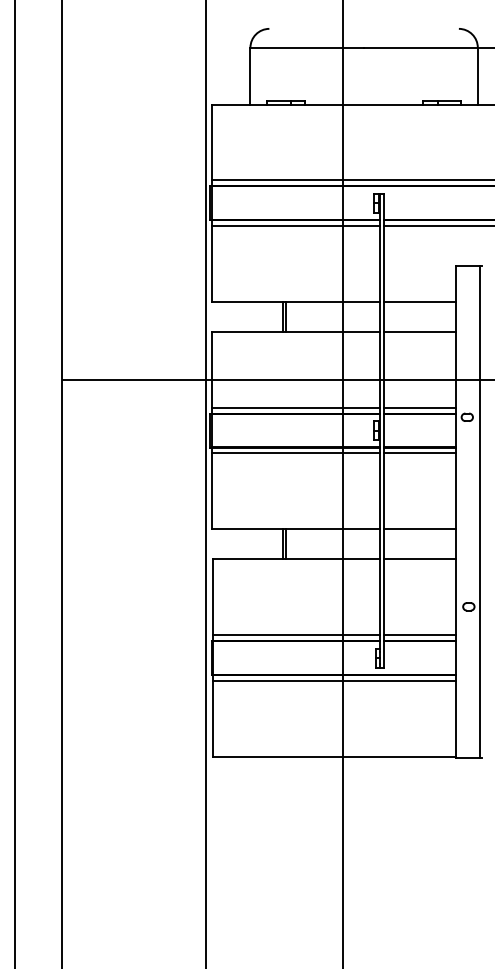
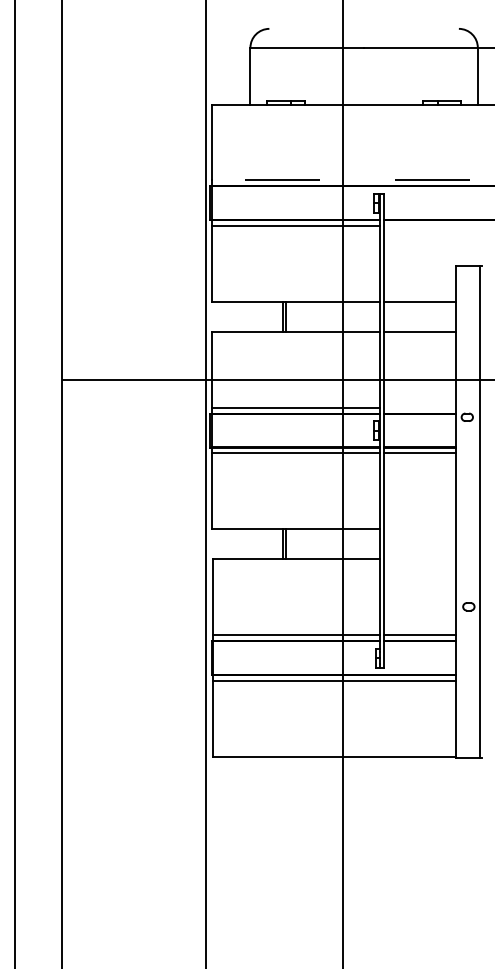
line: solid -> dashed (352, 180)
line: present -> none (437, 225)
line: present -> none (419, 407)
line: present -> none (419, 529)
line: present -> none (419, 559)
